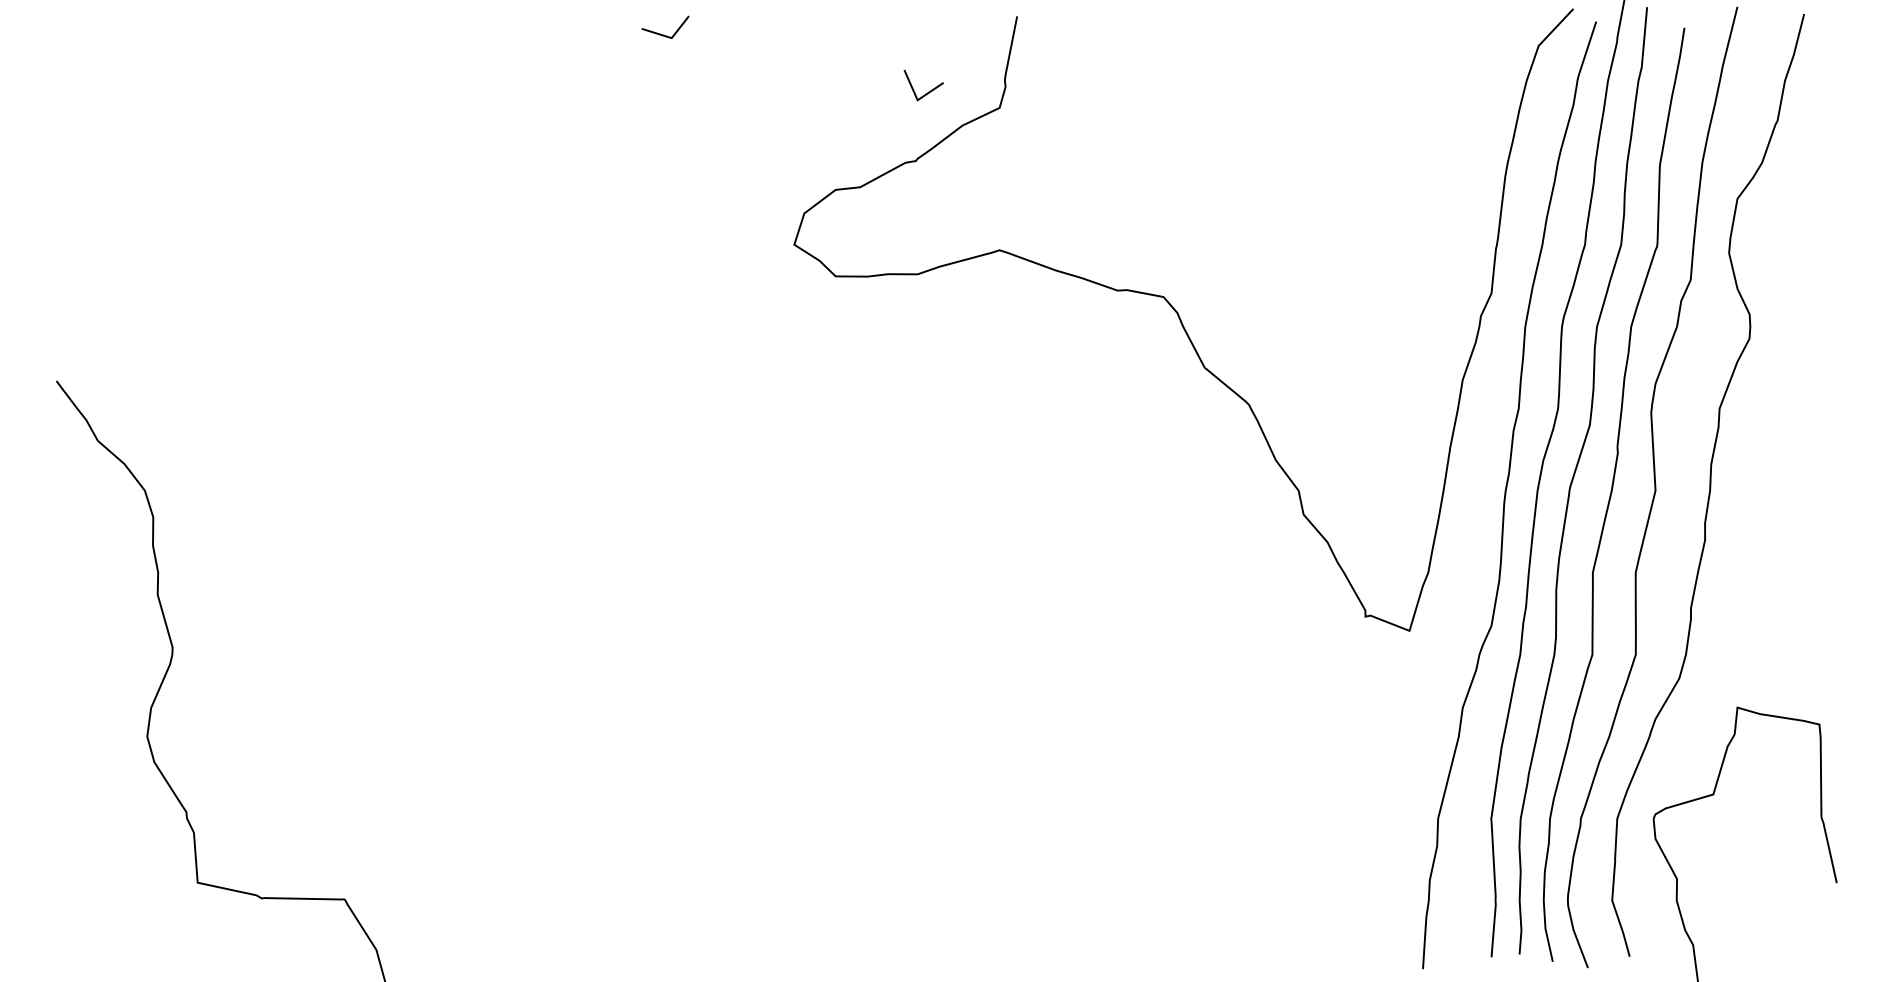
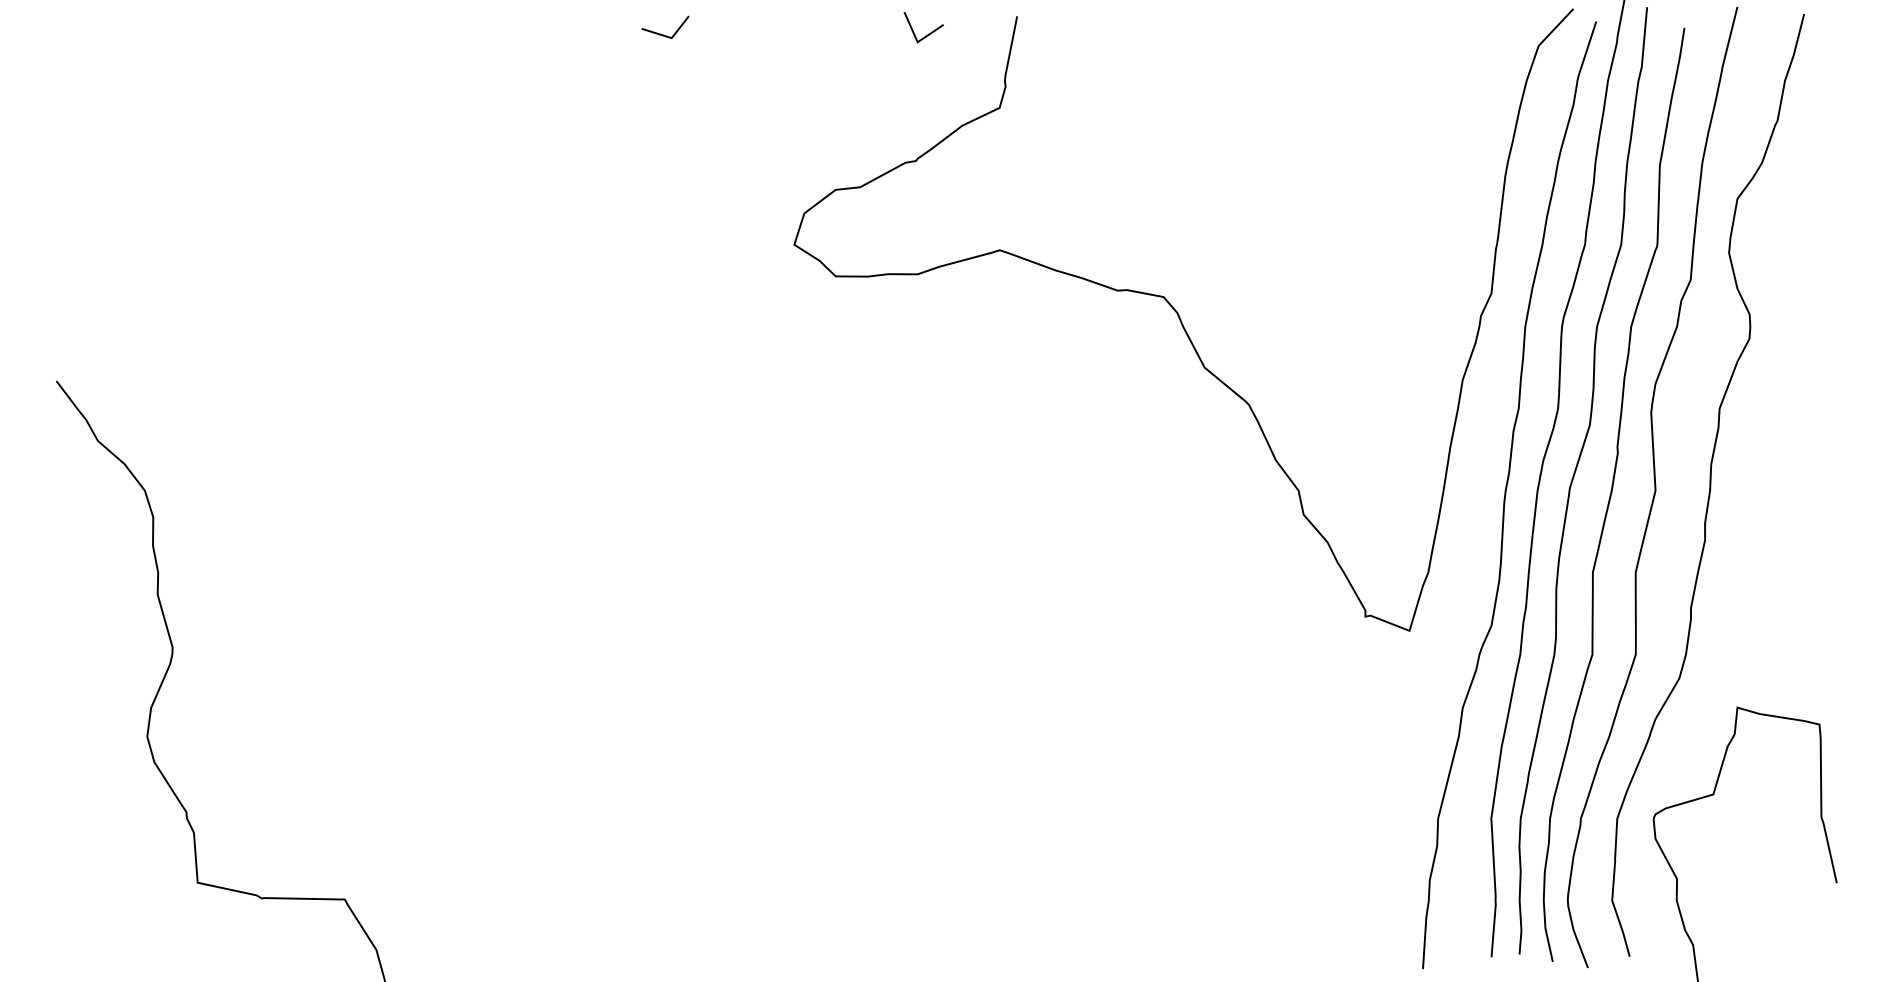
line position: (928, 91) -> (928, 33) (928, 33)
